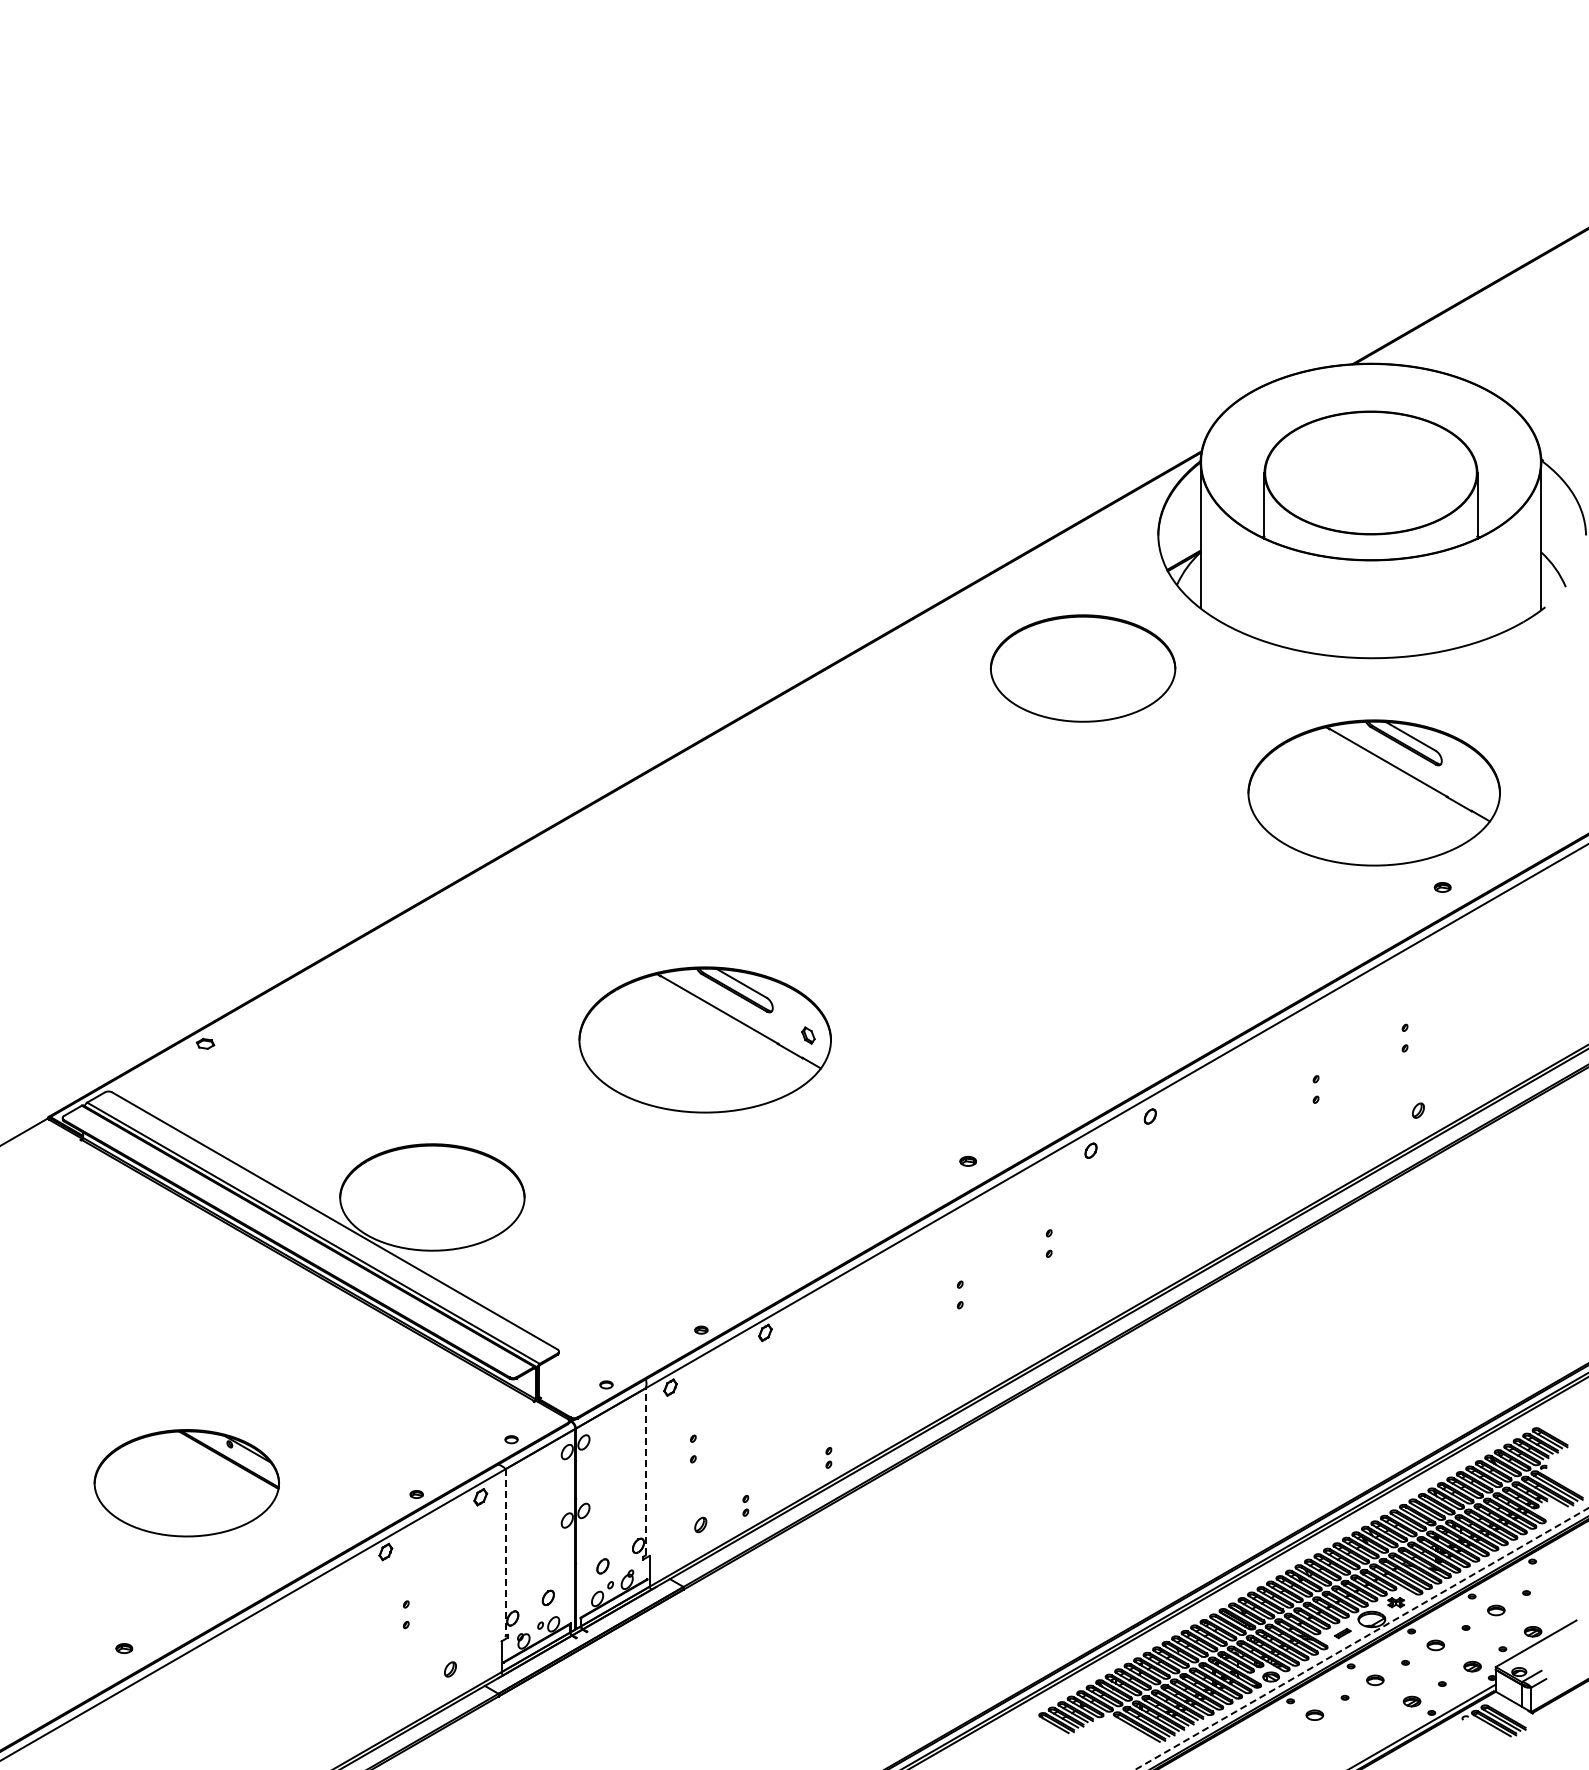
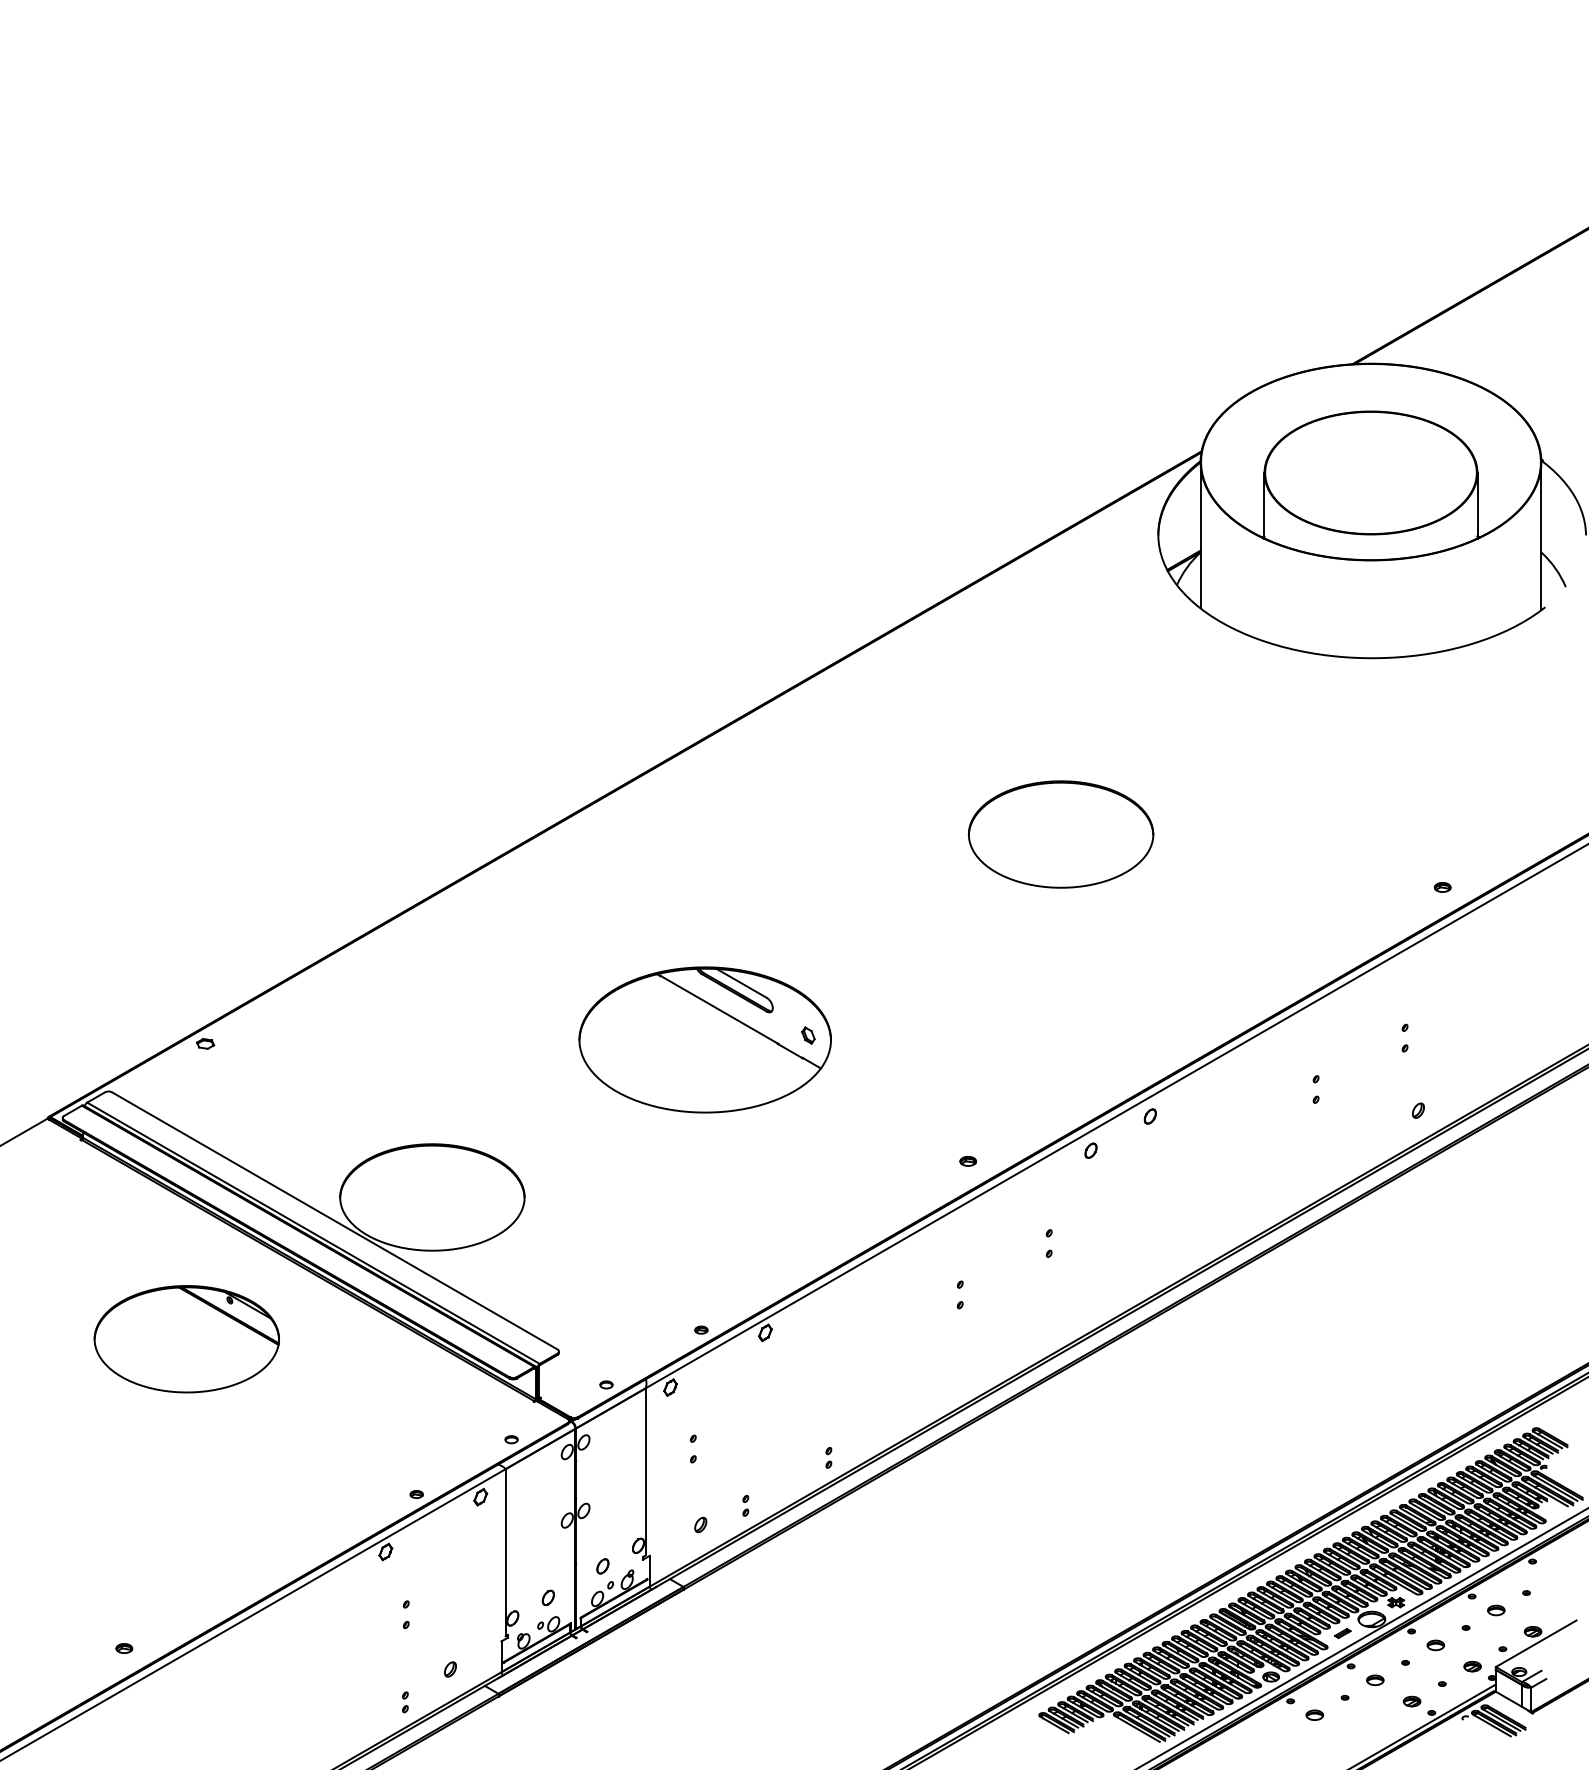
part position: (1082, 668) -> (1060, 834) (1060, 834)
part: present -> none (1373, 792)
line: dashed -> solid (645, 1471)
part position: (186, 1483) -> (186, 1339) (186, 1339)
line: dashed -> solid (505, 1552)
line: dashed -> solid (1362, 1638)
part: none -> present (405, 1702)
